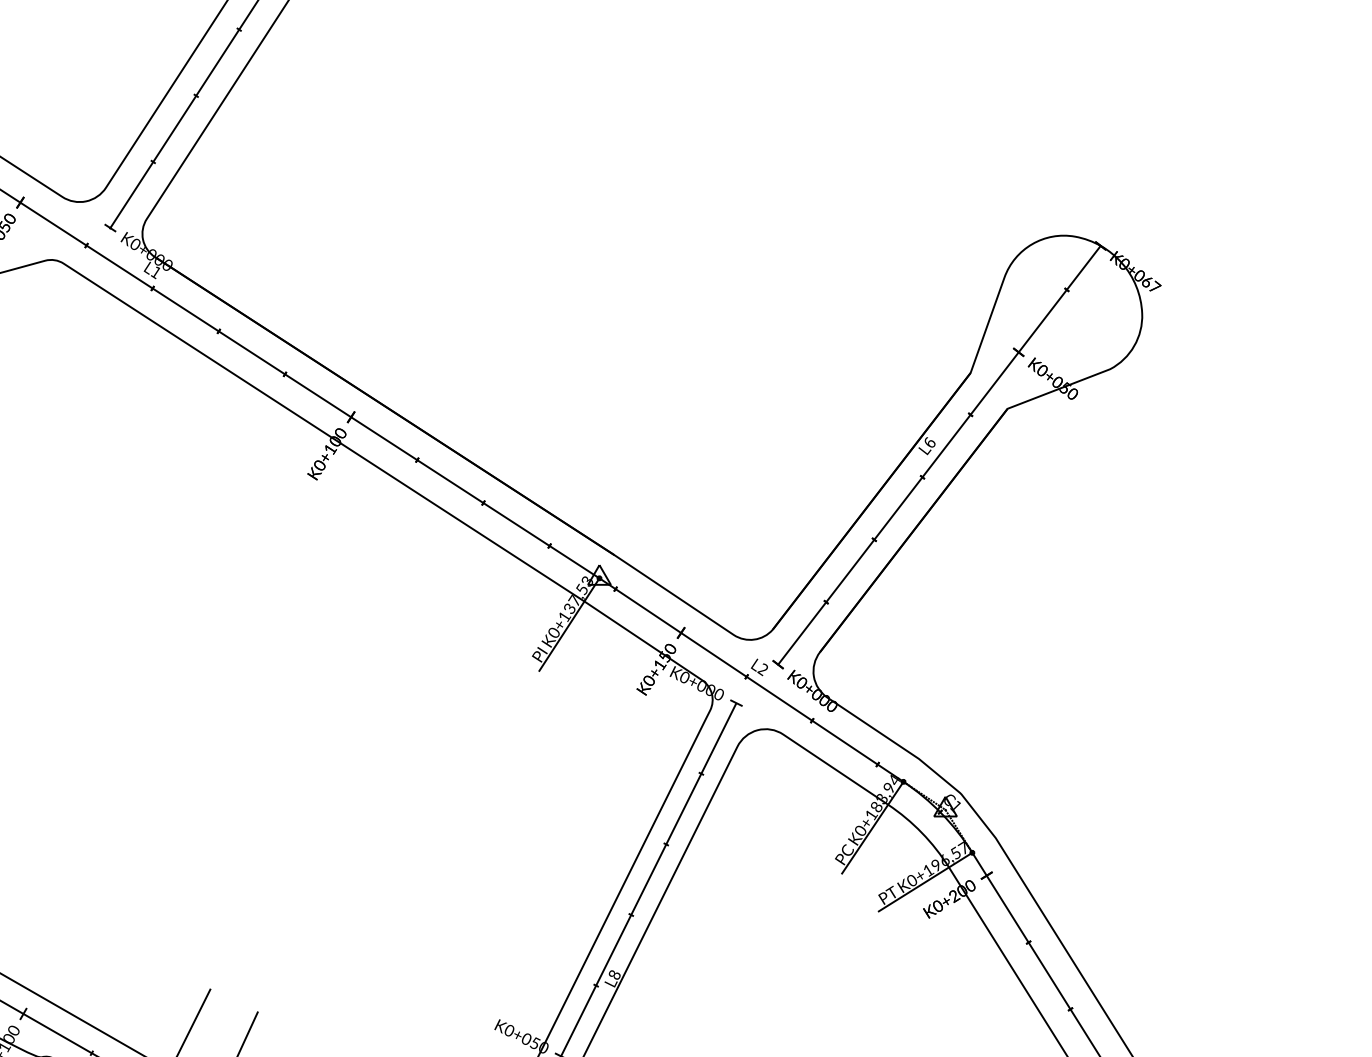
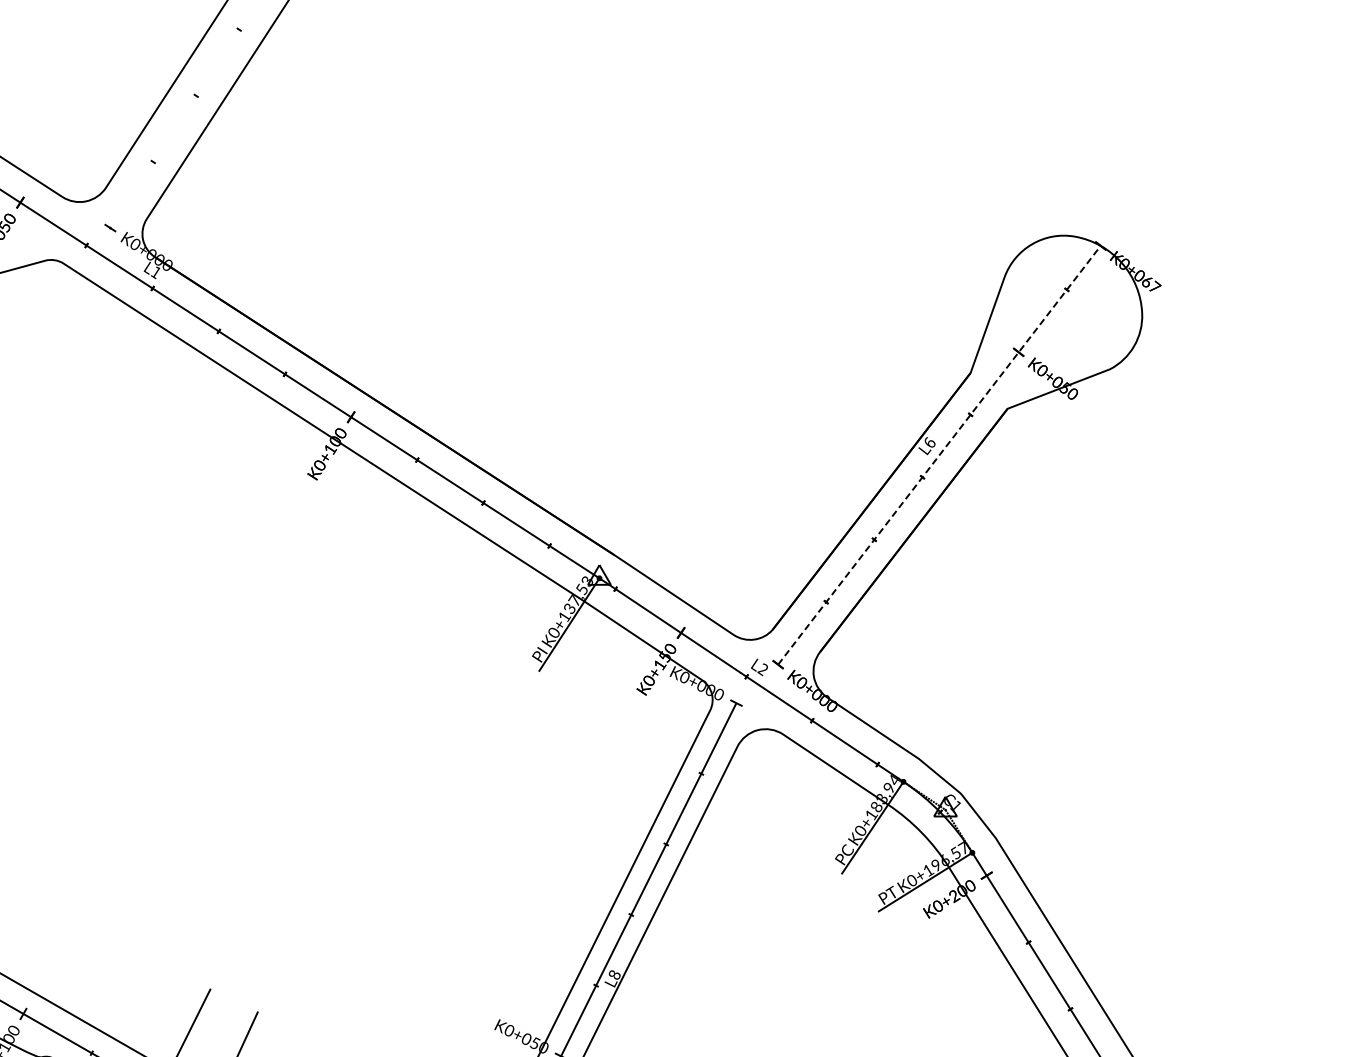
line: present -> none (183, 115)
line: solid -> dashed (939, 454)
